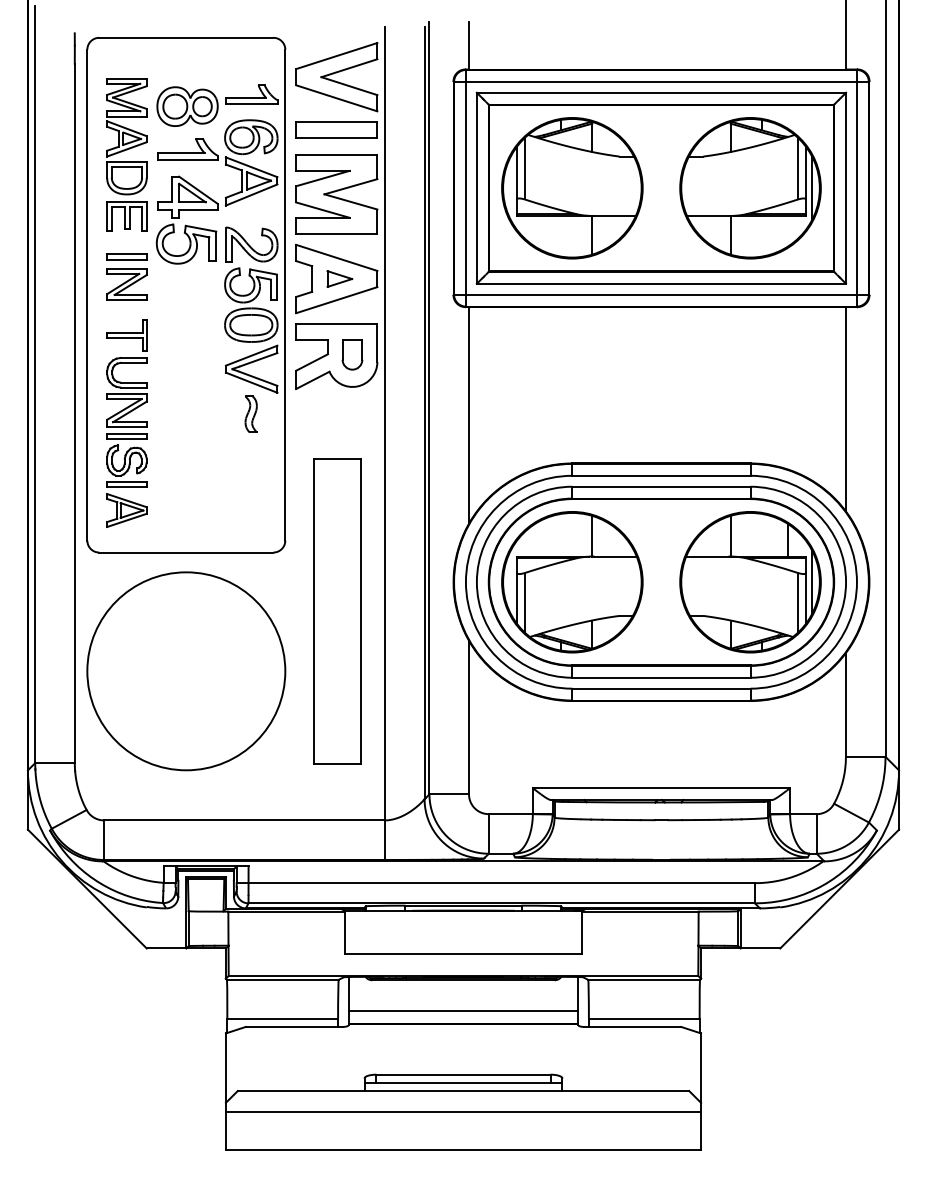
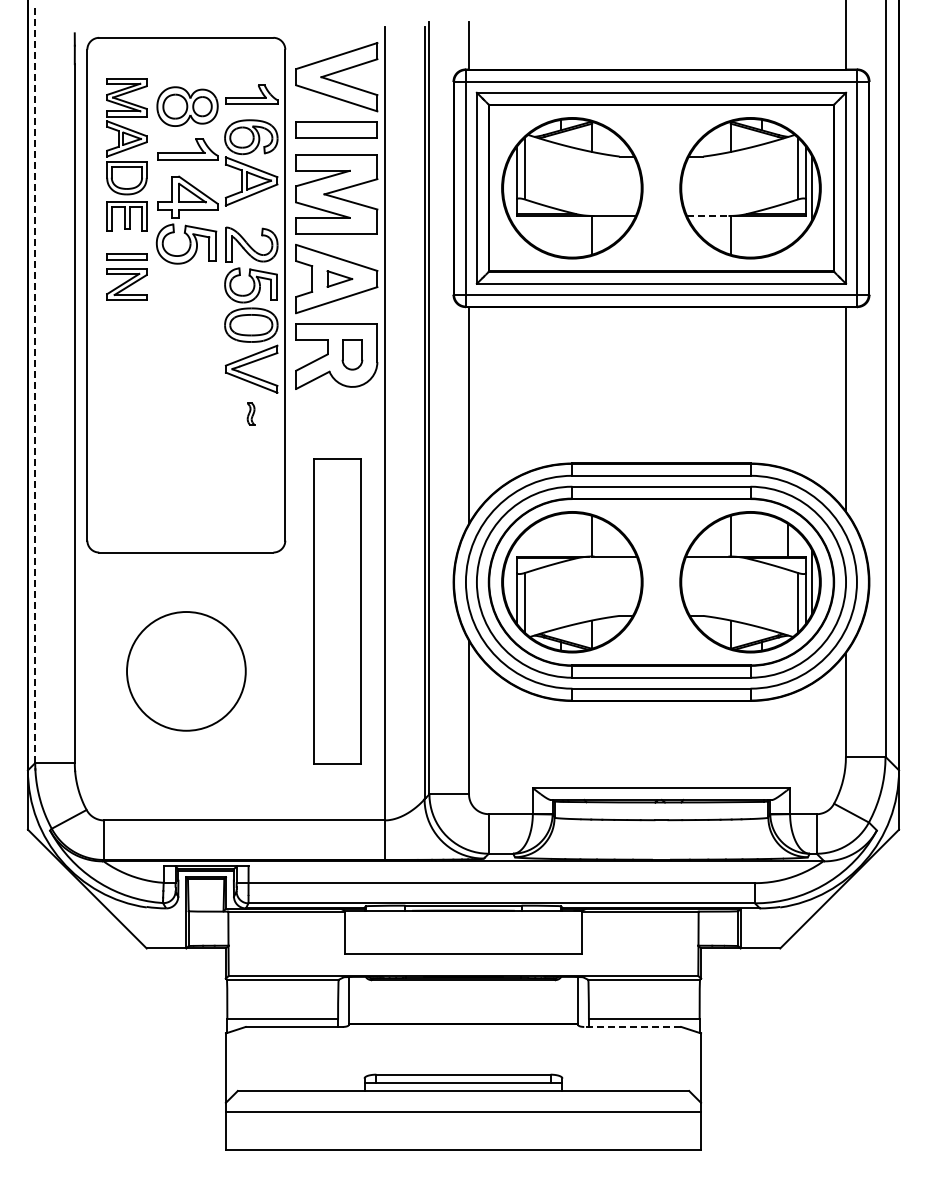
line: solid -> dashed (707, 216)
line: solid -> dashed (35, 384)
part size: 14x38 px -> 10x24 px (250, 413)
part: present -> none (126, 423)
circle size: 201x201 px -> 121x121 px (186, 671)
line: present -> none (463, 1011)
line: solid -> dashed (632, 1026)
